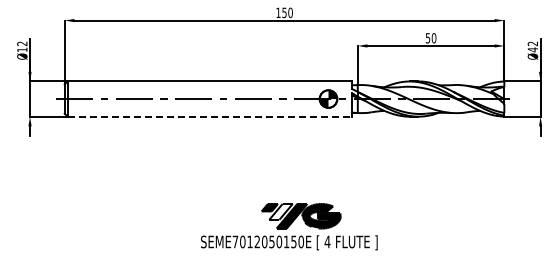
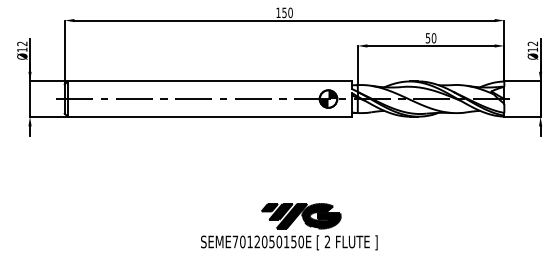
text: Ø42 -> Ø12 (532, 49)
line: dashed -> solid (210, 116)
fill: none -> present (280, 211)
text: 4 -> 2 (327, 241)
